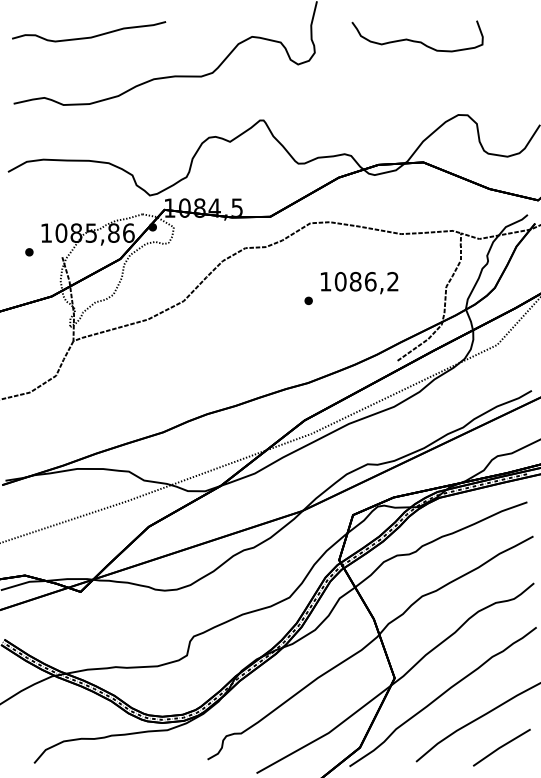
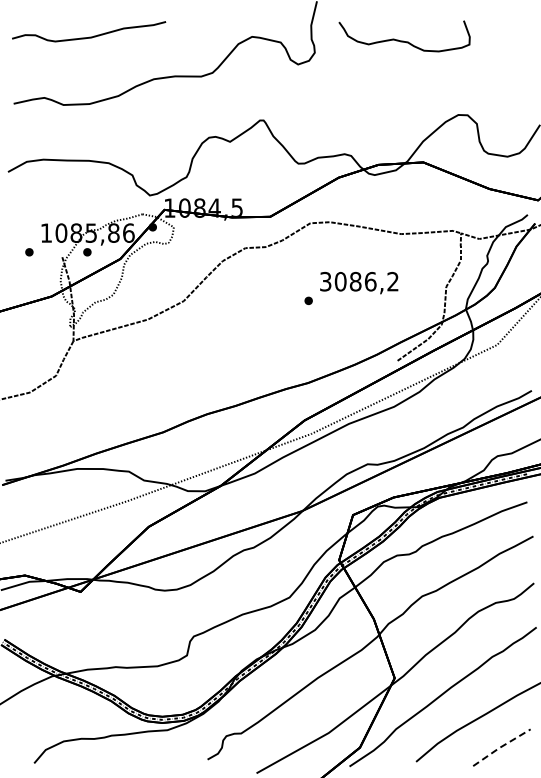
curve position: (416, 40) -> (403, 40) (403, 40)
part: none -> present (87, 252)
text: 1086,2 -> 3086,2 (325, 281)
line: solid -> dashed (500, 747)
